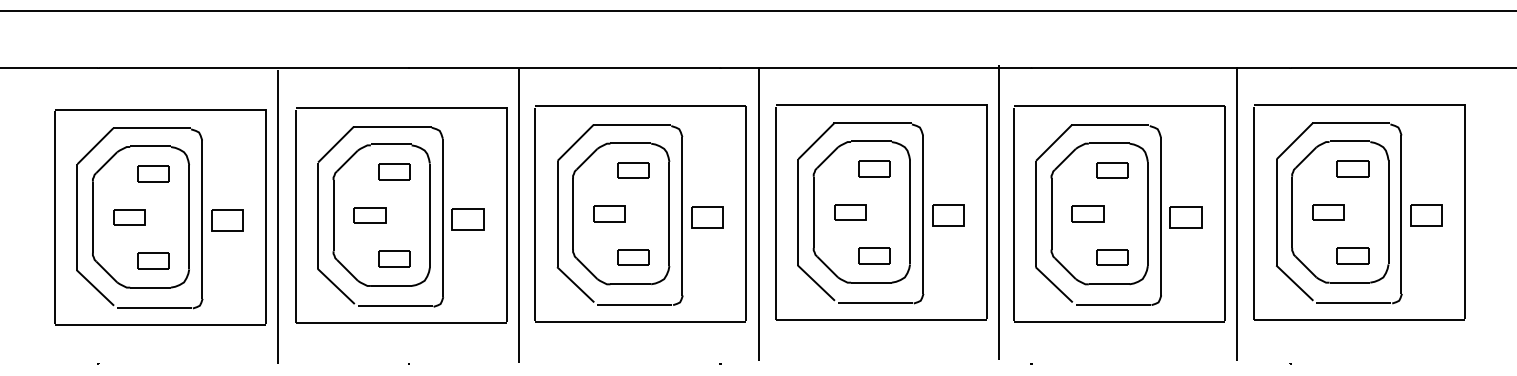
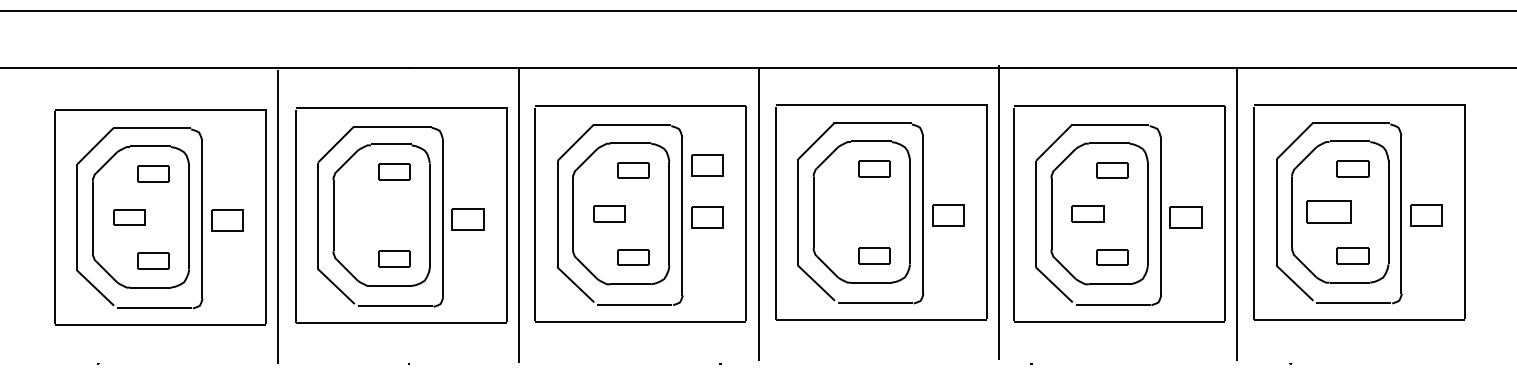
part: none -> present (707, 165)
part: present -> none (850, 212)
part size: 33x17 px -> 46x24 px (1328, 211)
part: present -> none (369, 215)
